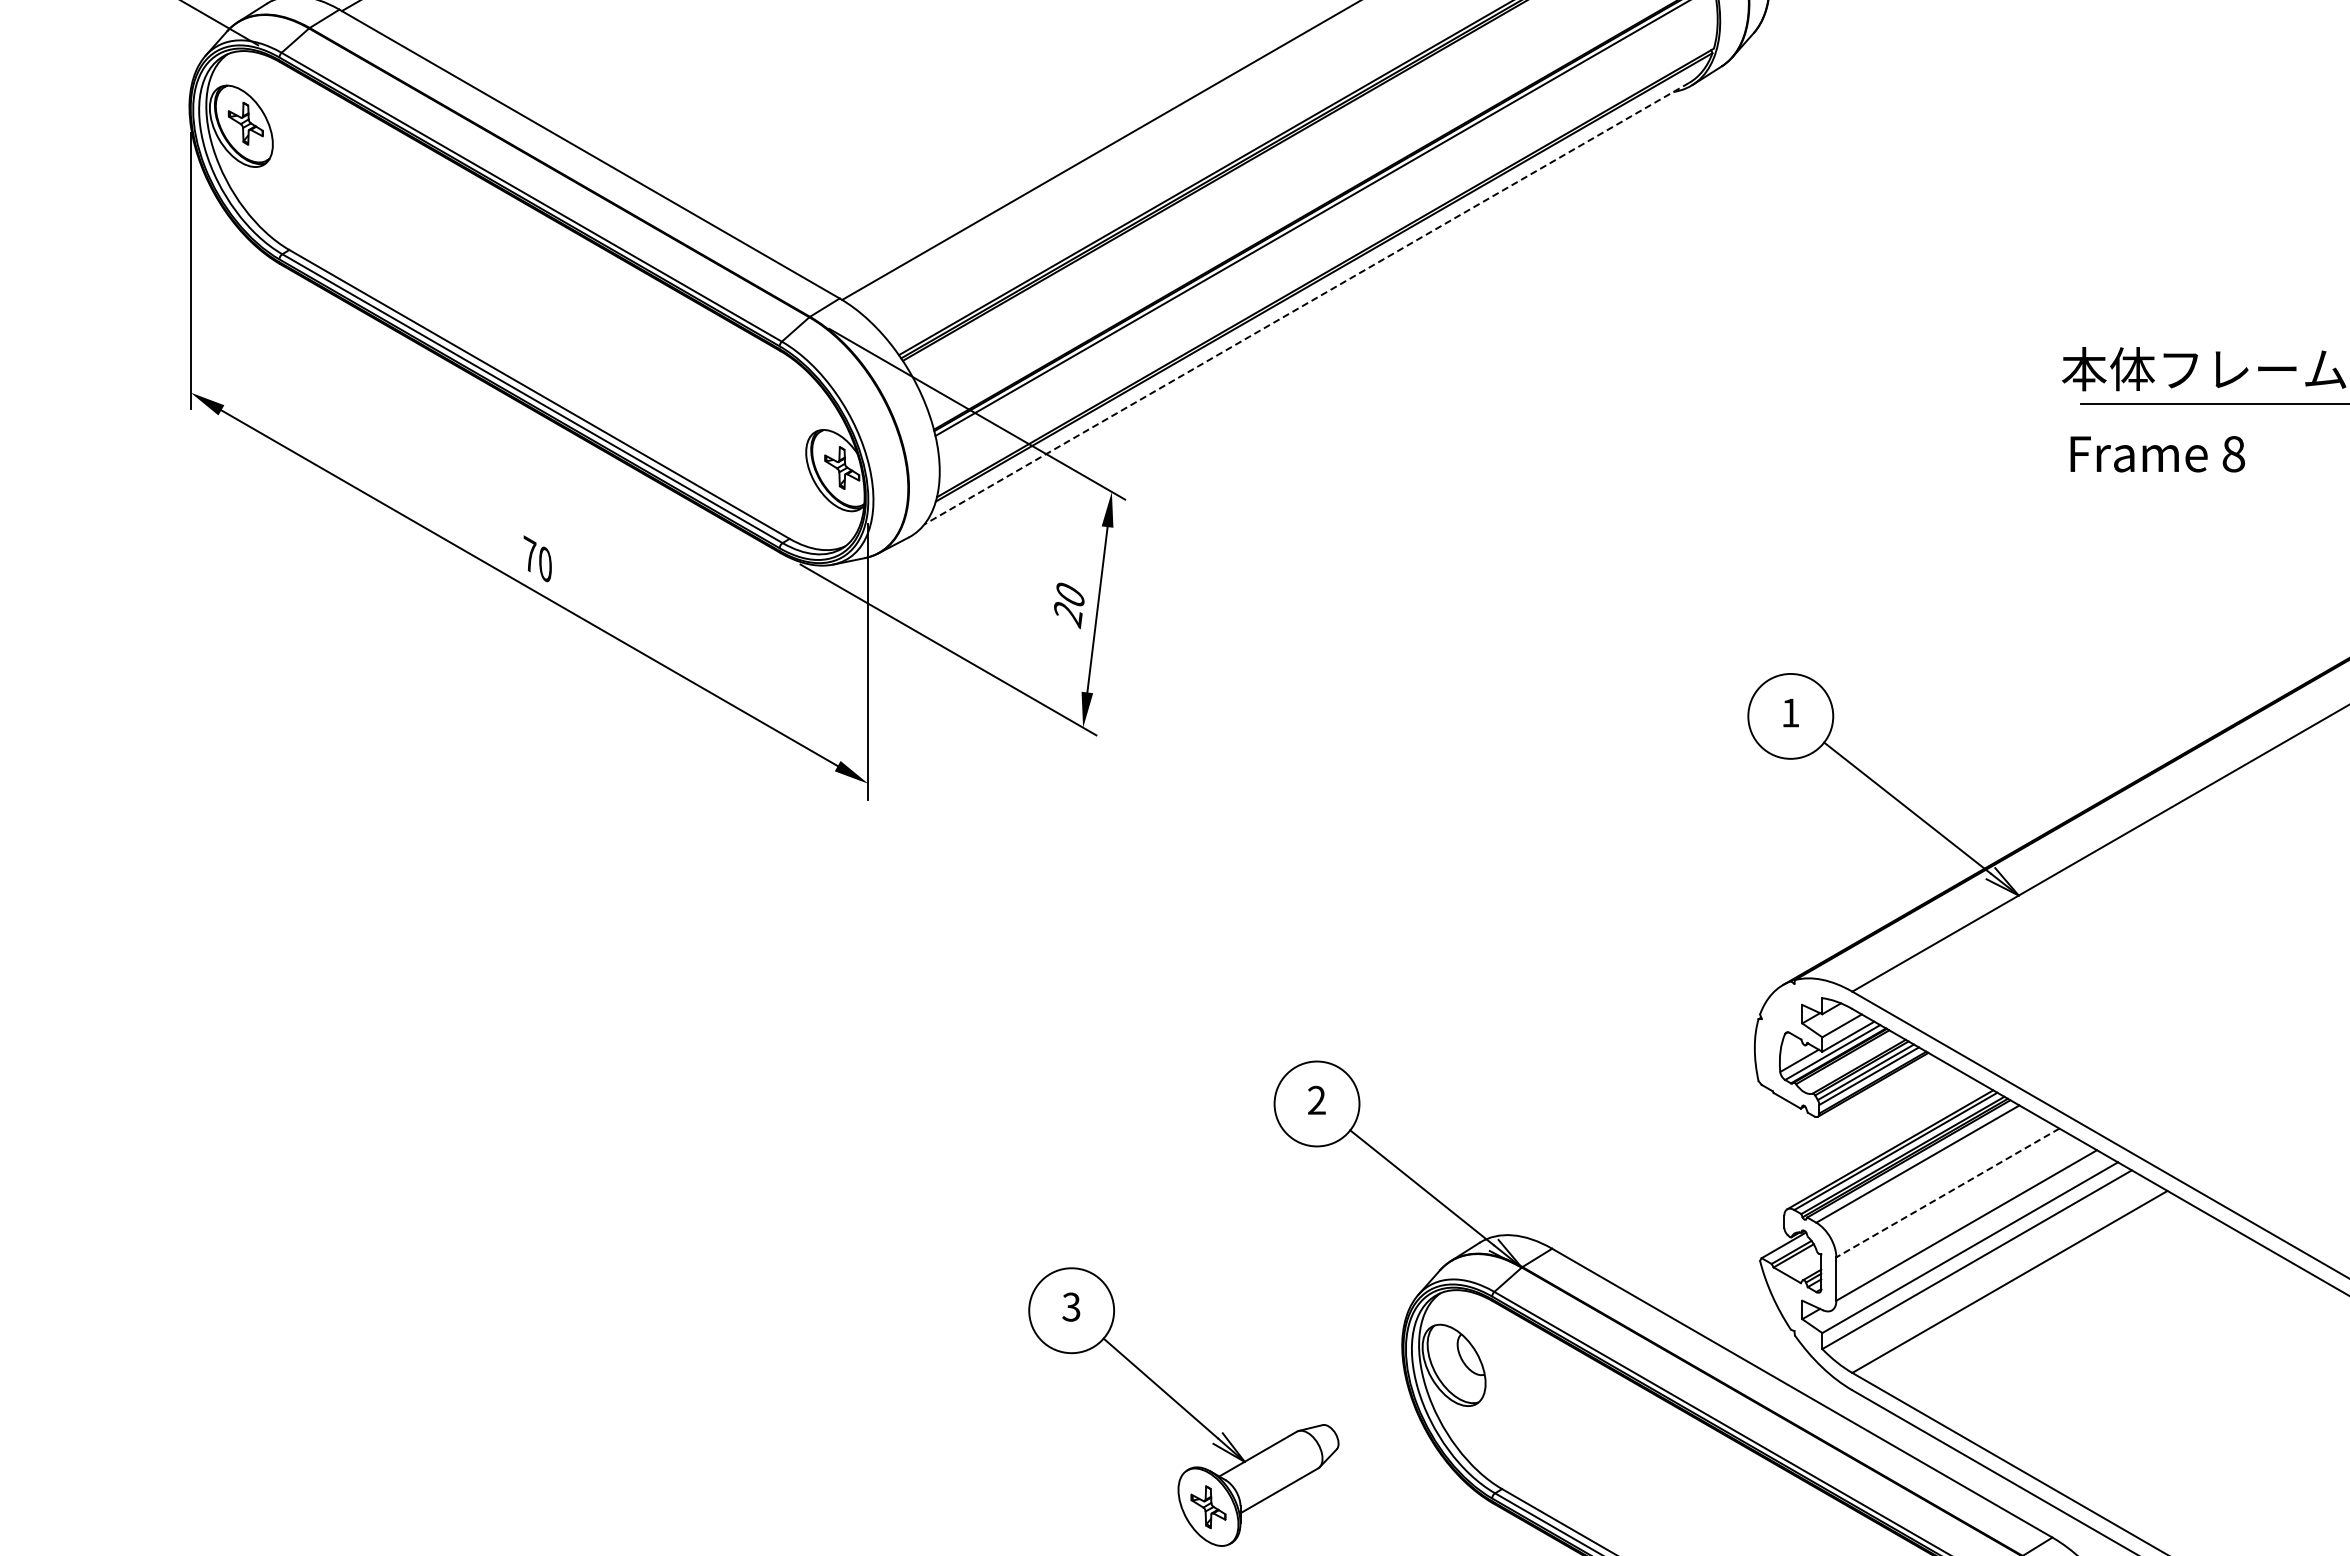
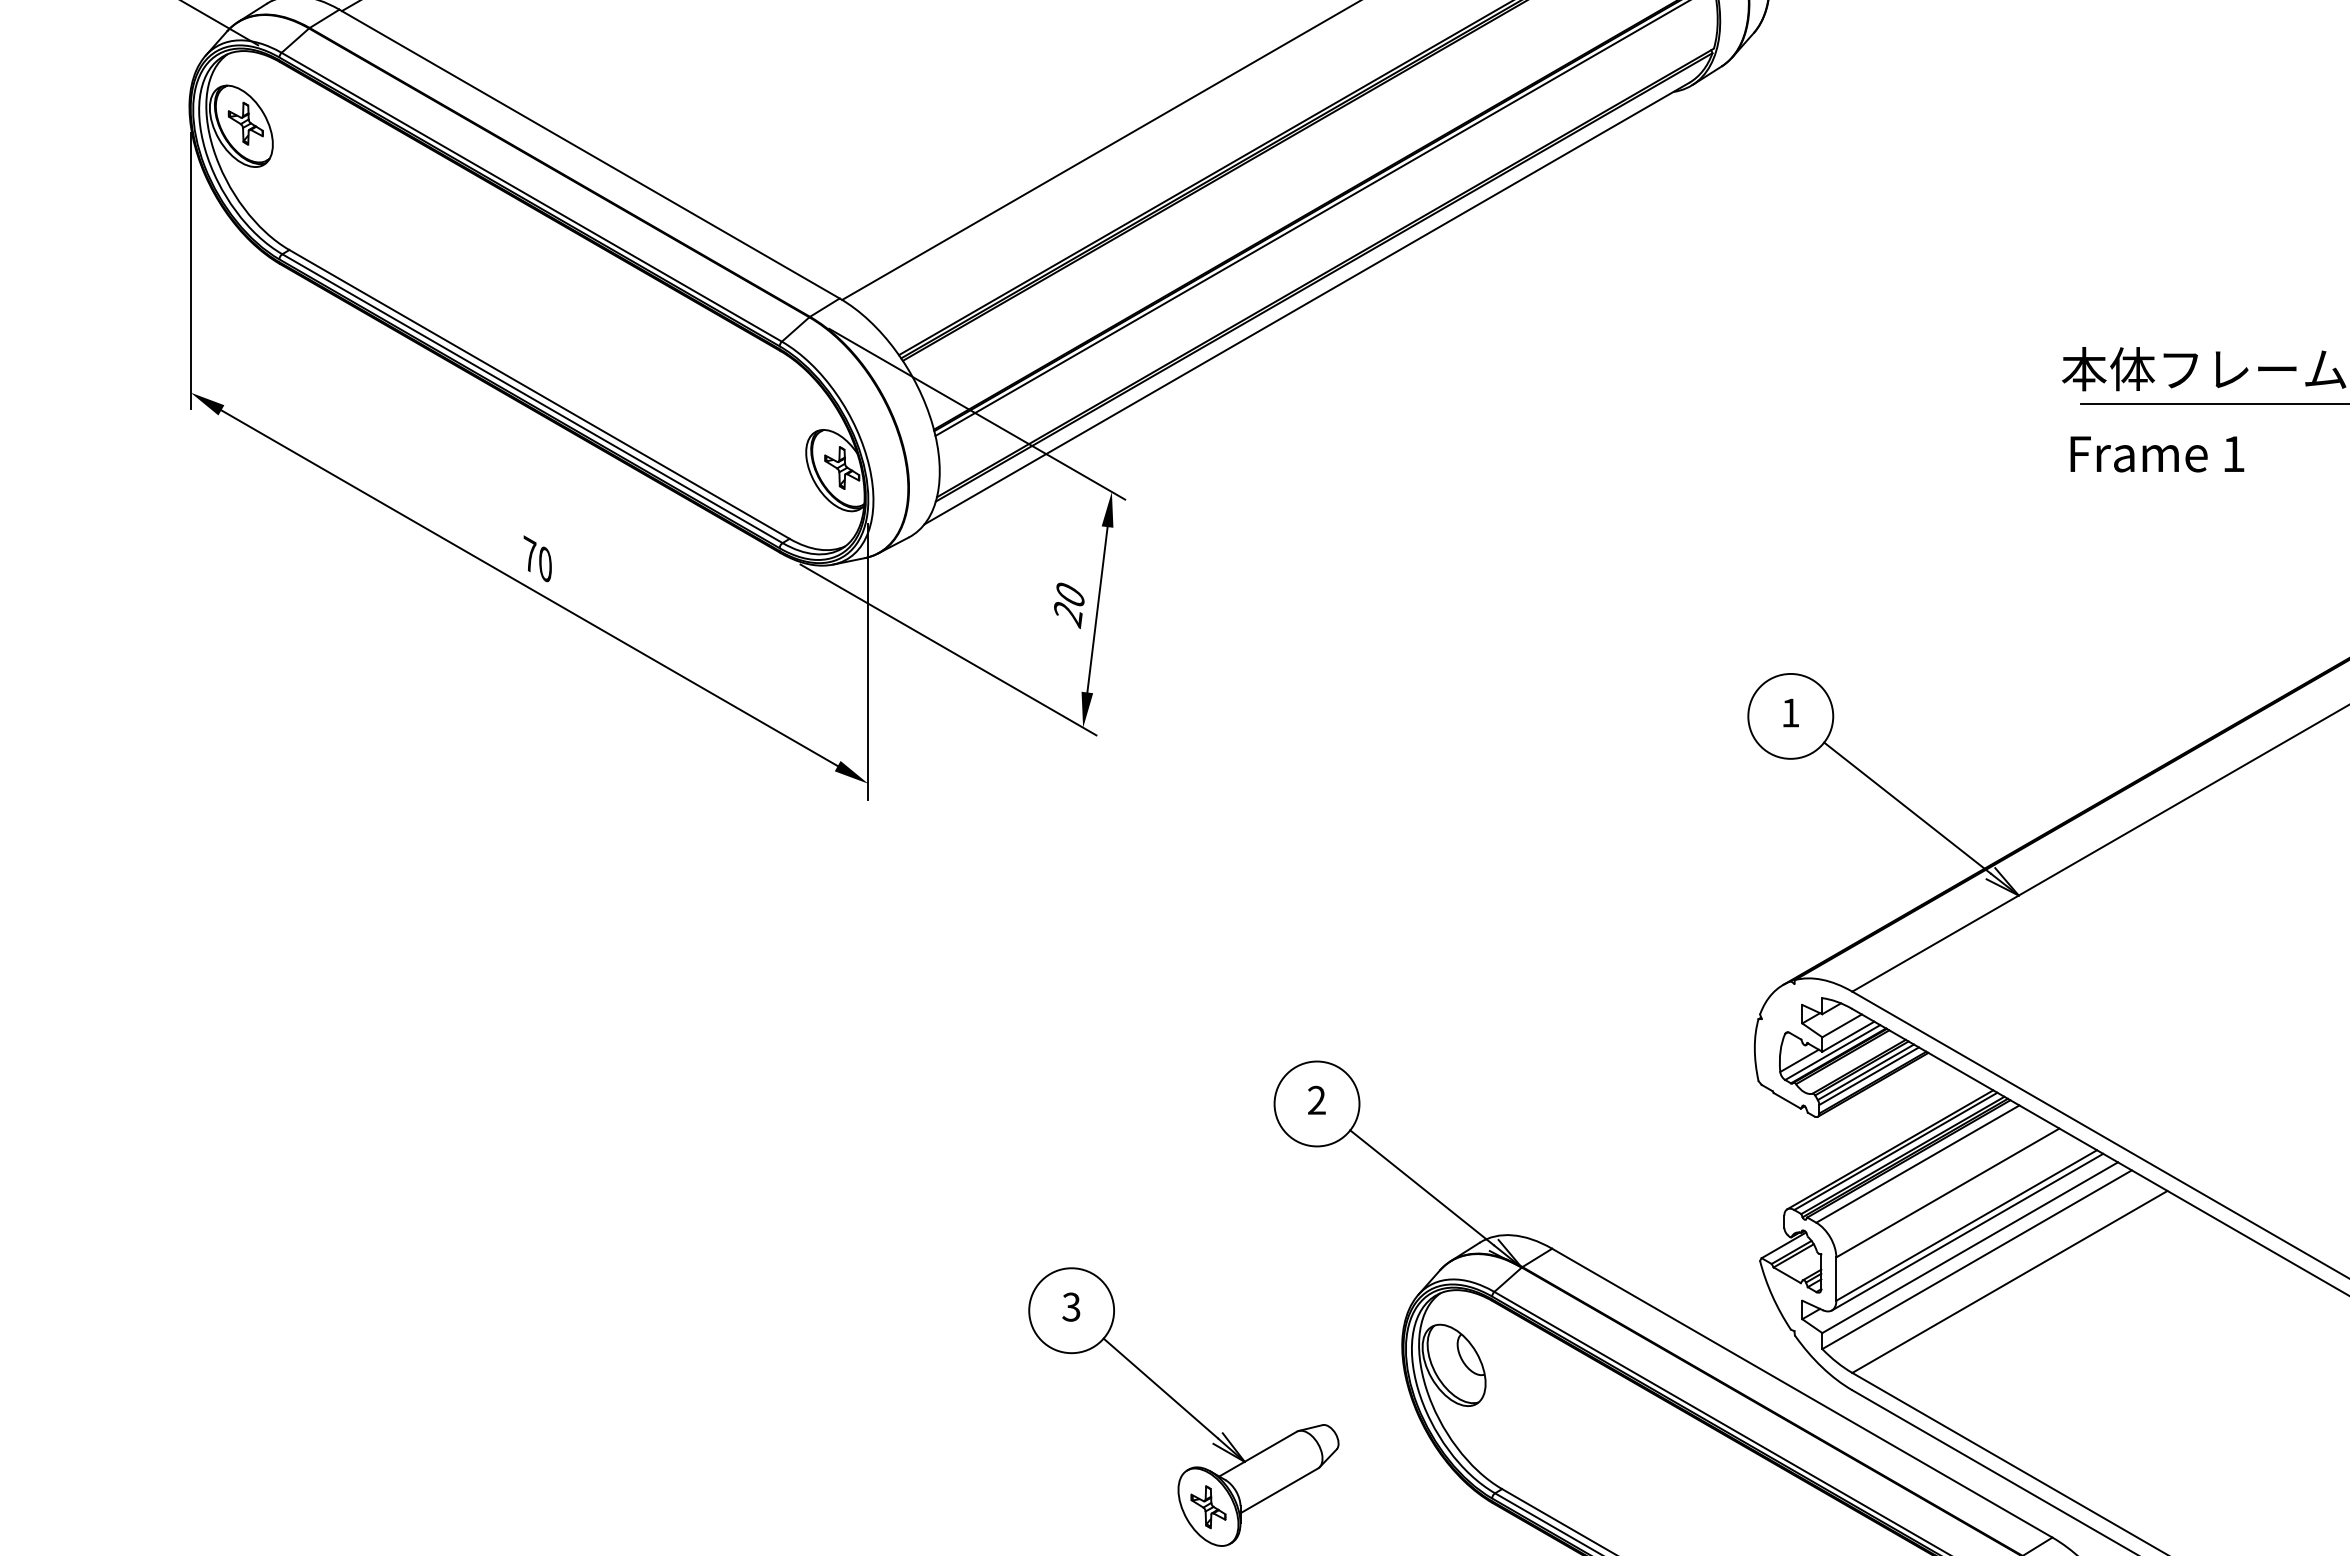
line: dashed -> solid (1306, 303)
text: 8 -> 1 (2233, 454)
line: dashed -> solid (1947, 1192)
line: none -> present (1967, 1231)
